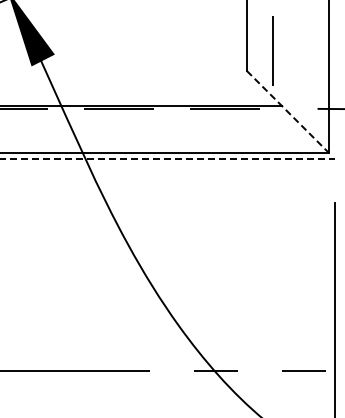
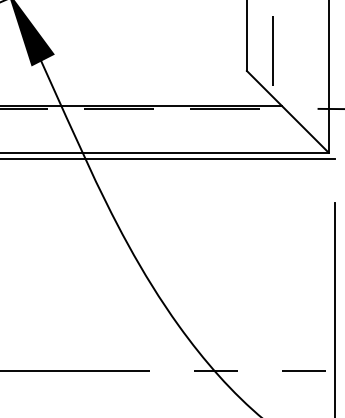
line: dashed -> solid (287, 111)
line: dashed -> solid (168, 159)
